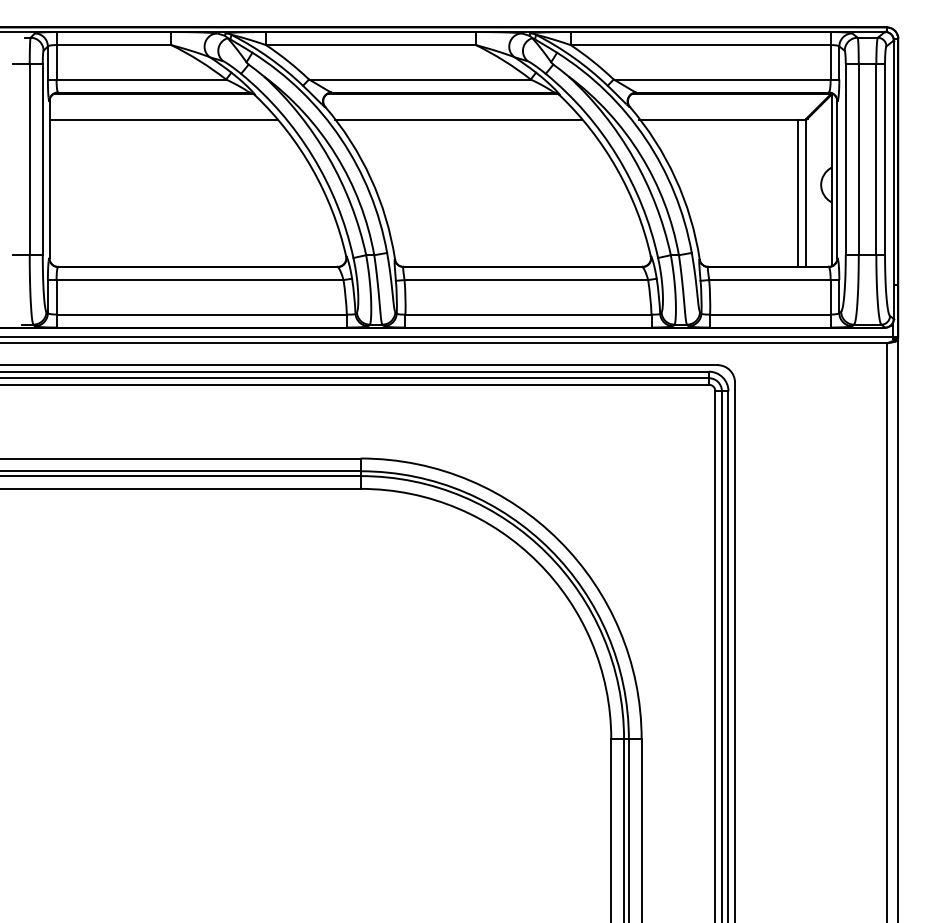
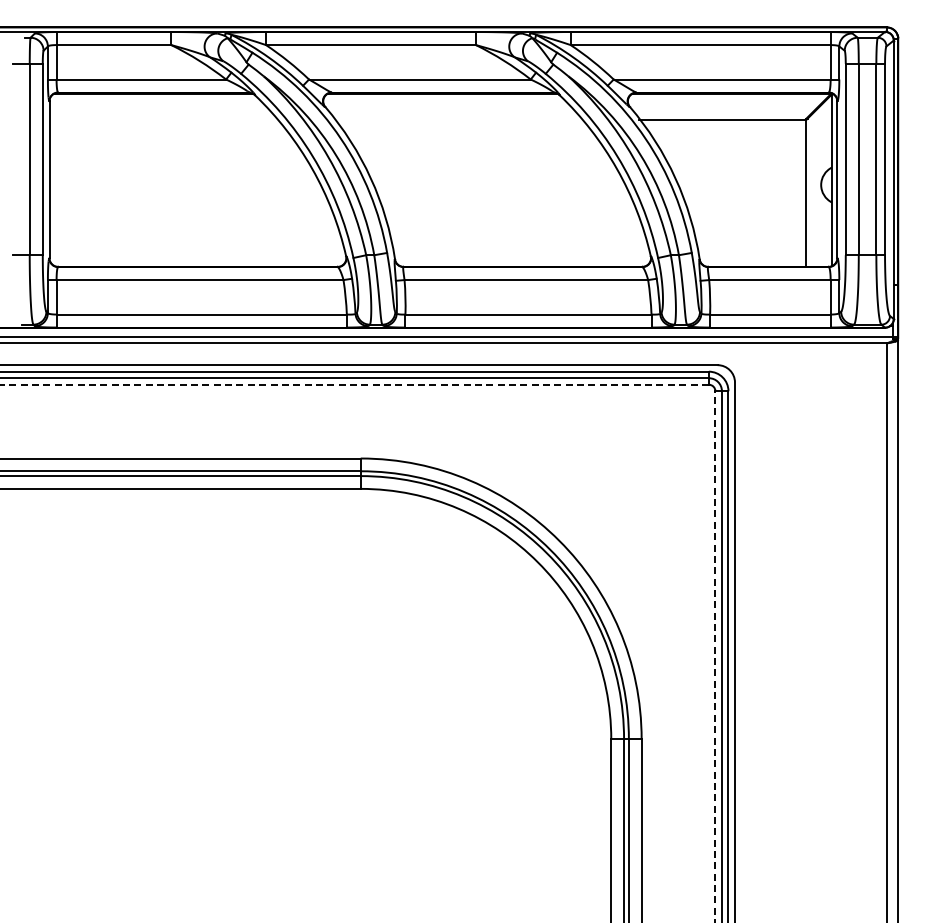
line: present -> none (163, 119)
line: present -> none (457, 119)
line: present -> none (798, 192)
line: solid -> dashed (354, 384)
line: solid -> dashed (715, 656)
